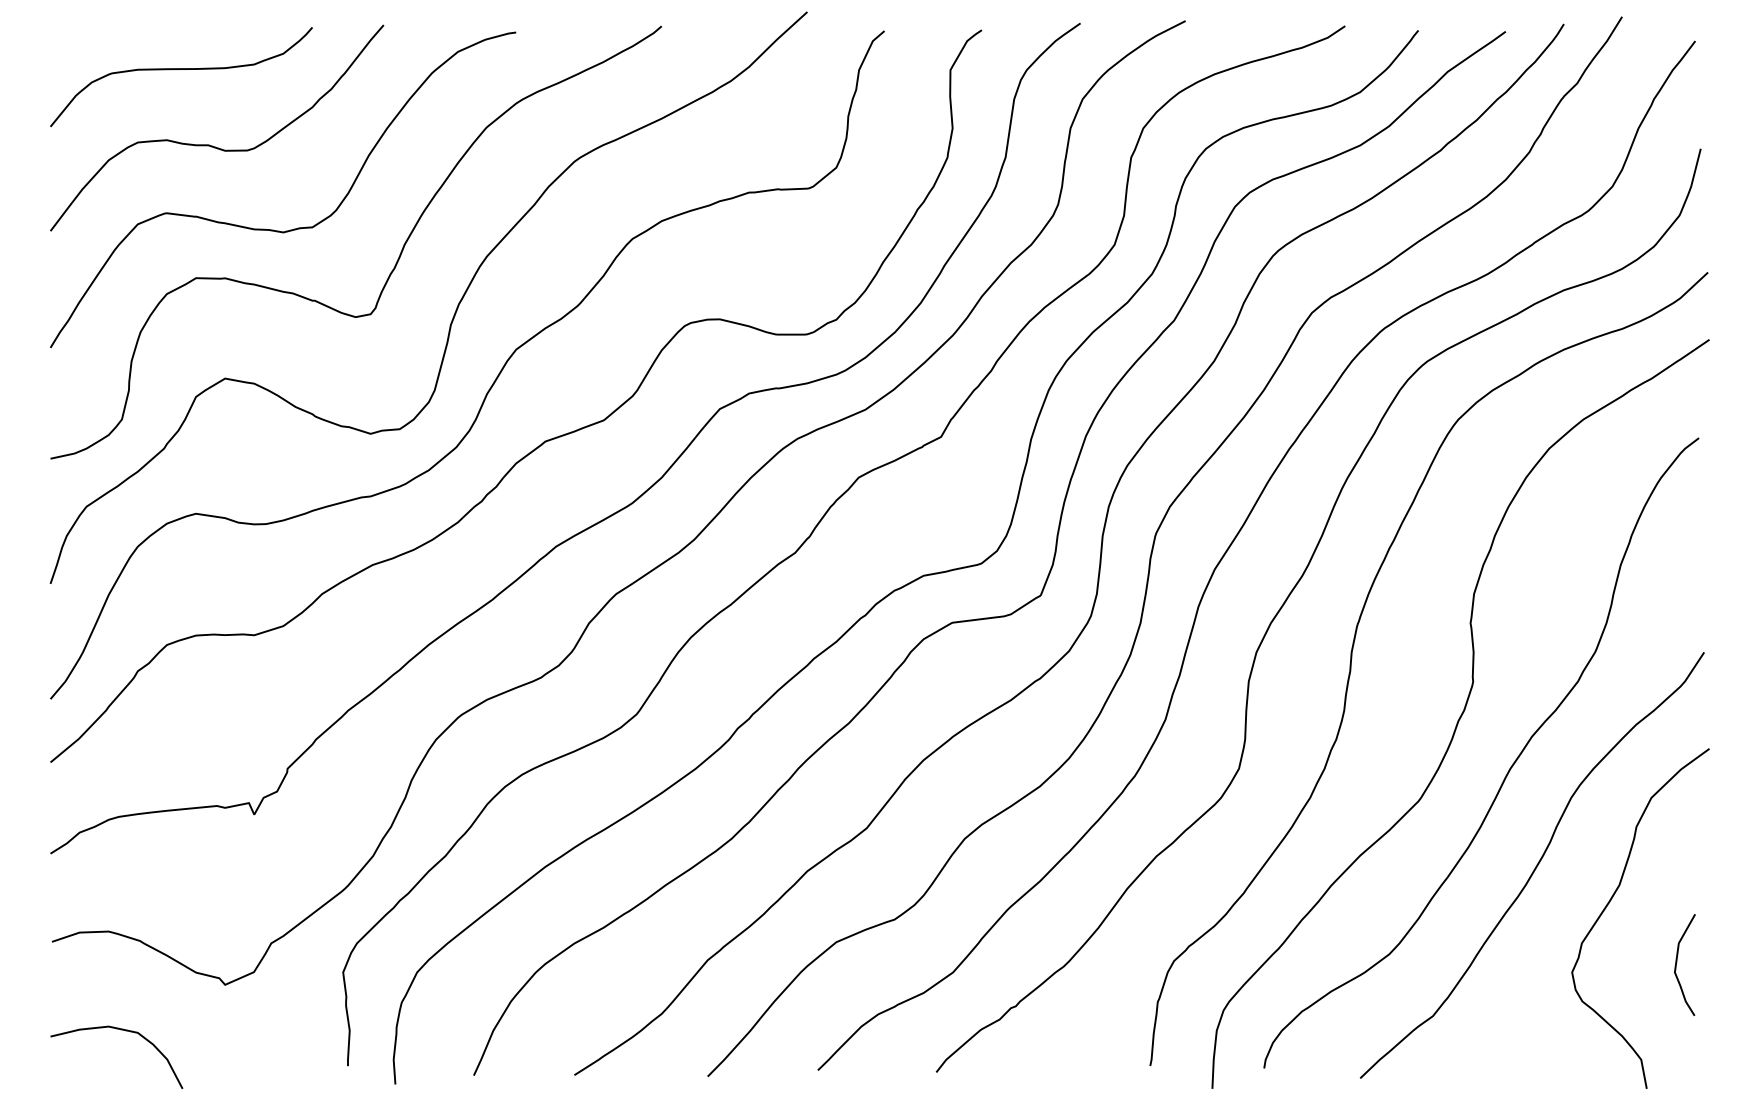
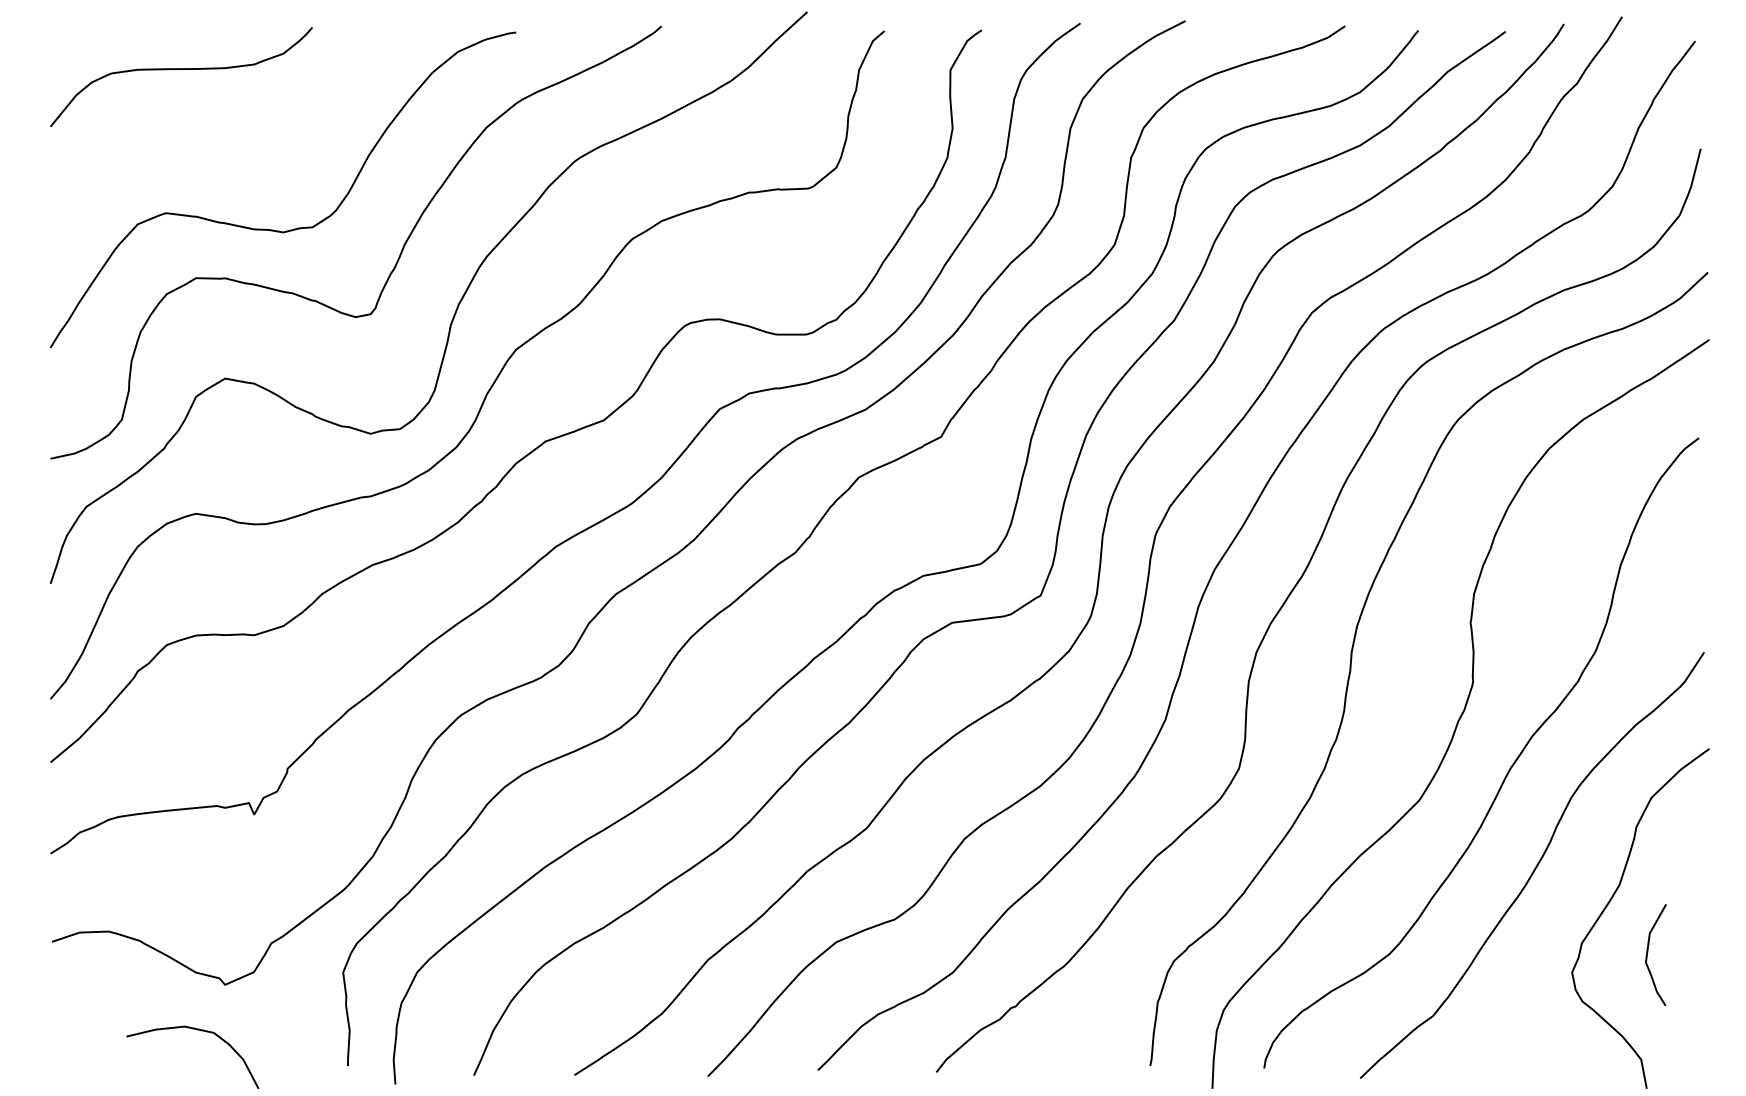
curve: present -> none (212, 145)
curve position: (1677, 962) -> (1648, 952) (1648, 952)
curve position: (121, 1030) -> (197, 1030) (197, 1030)
